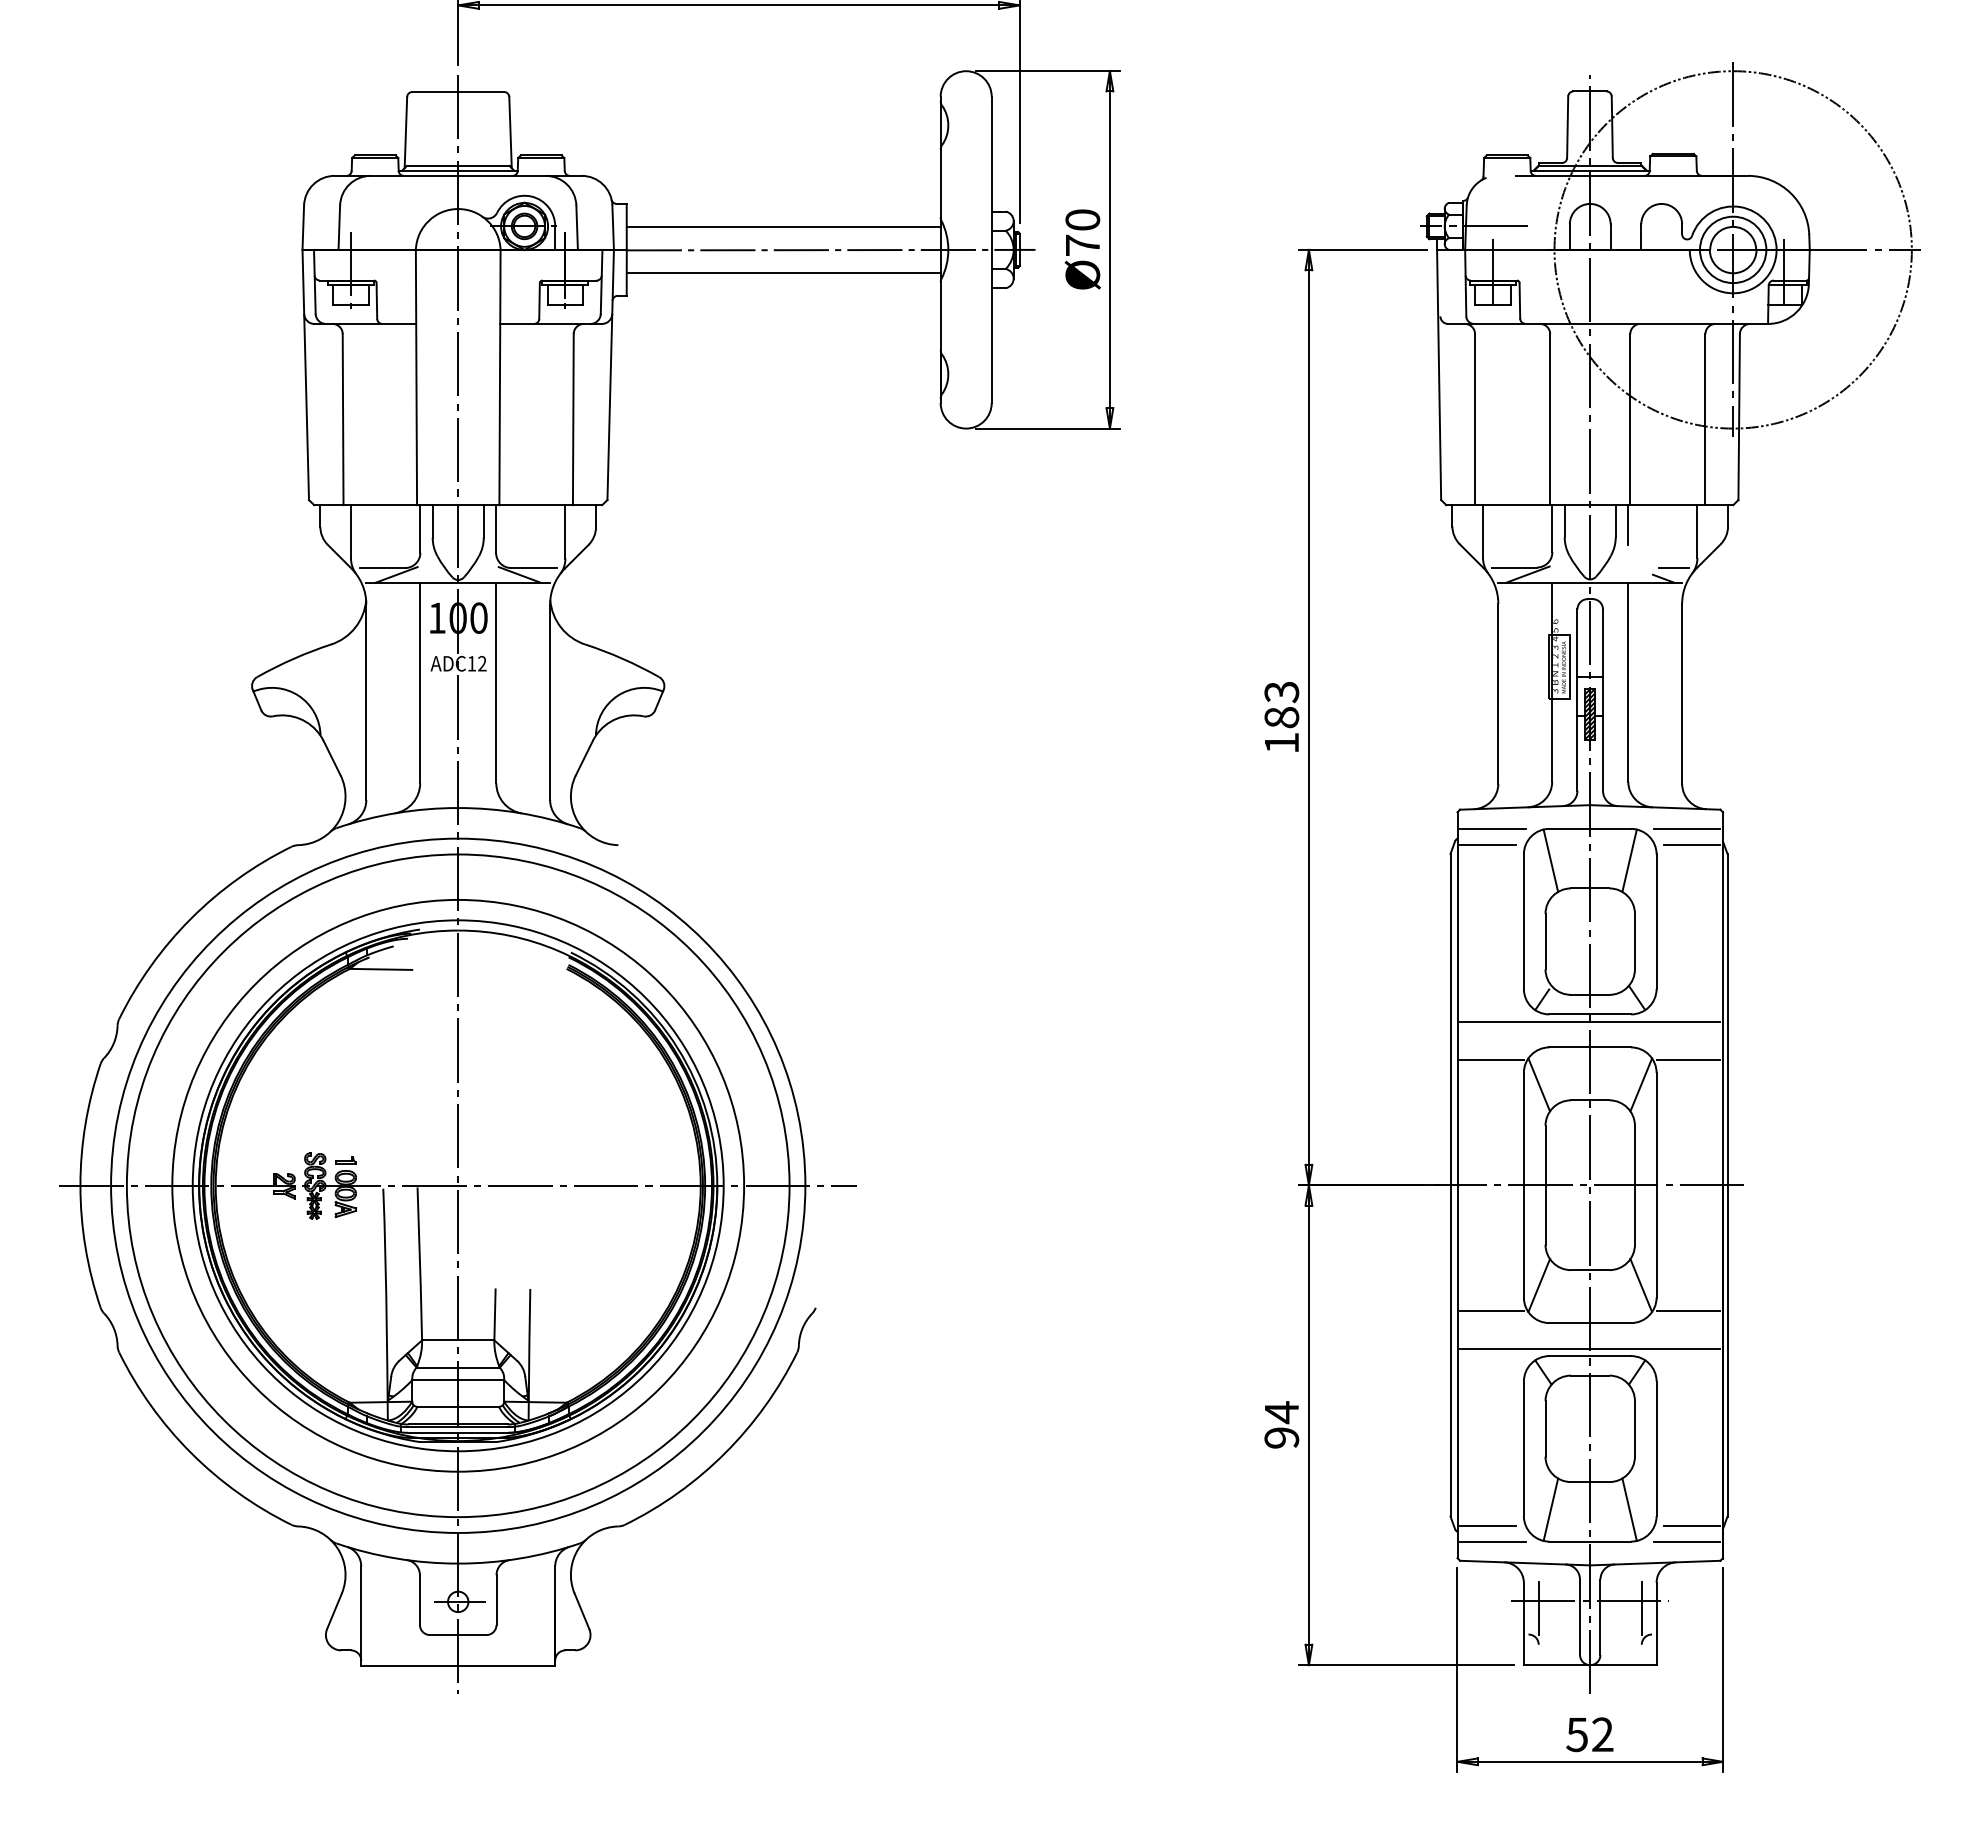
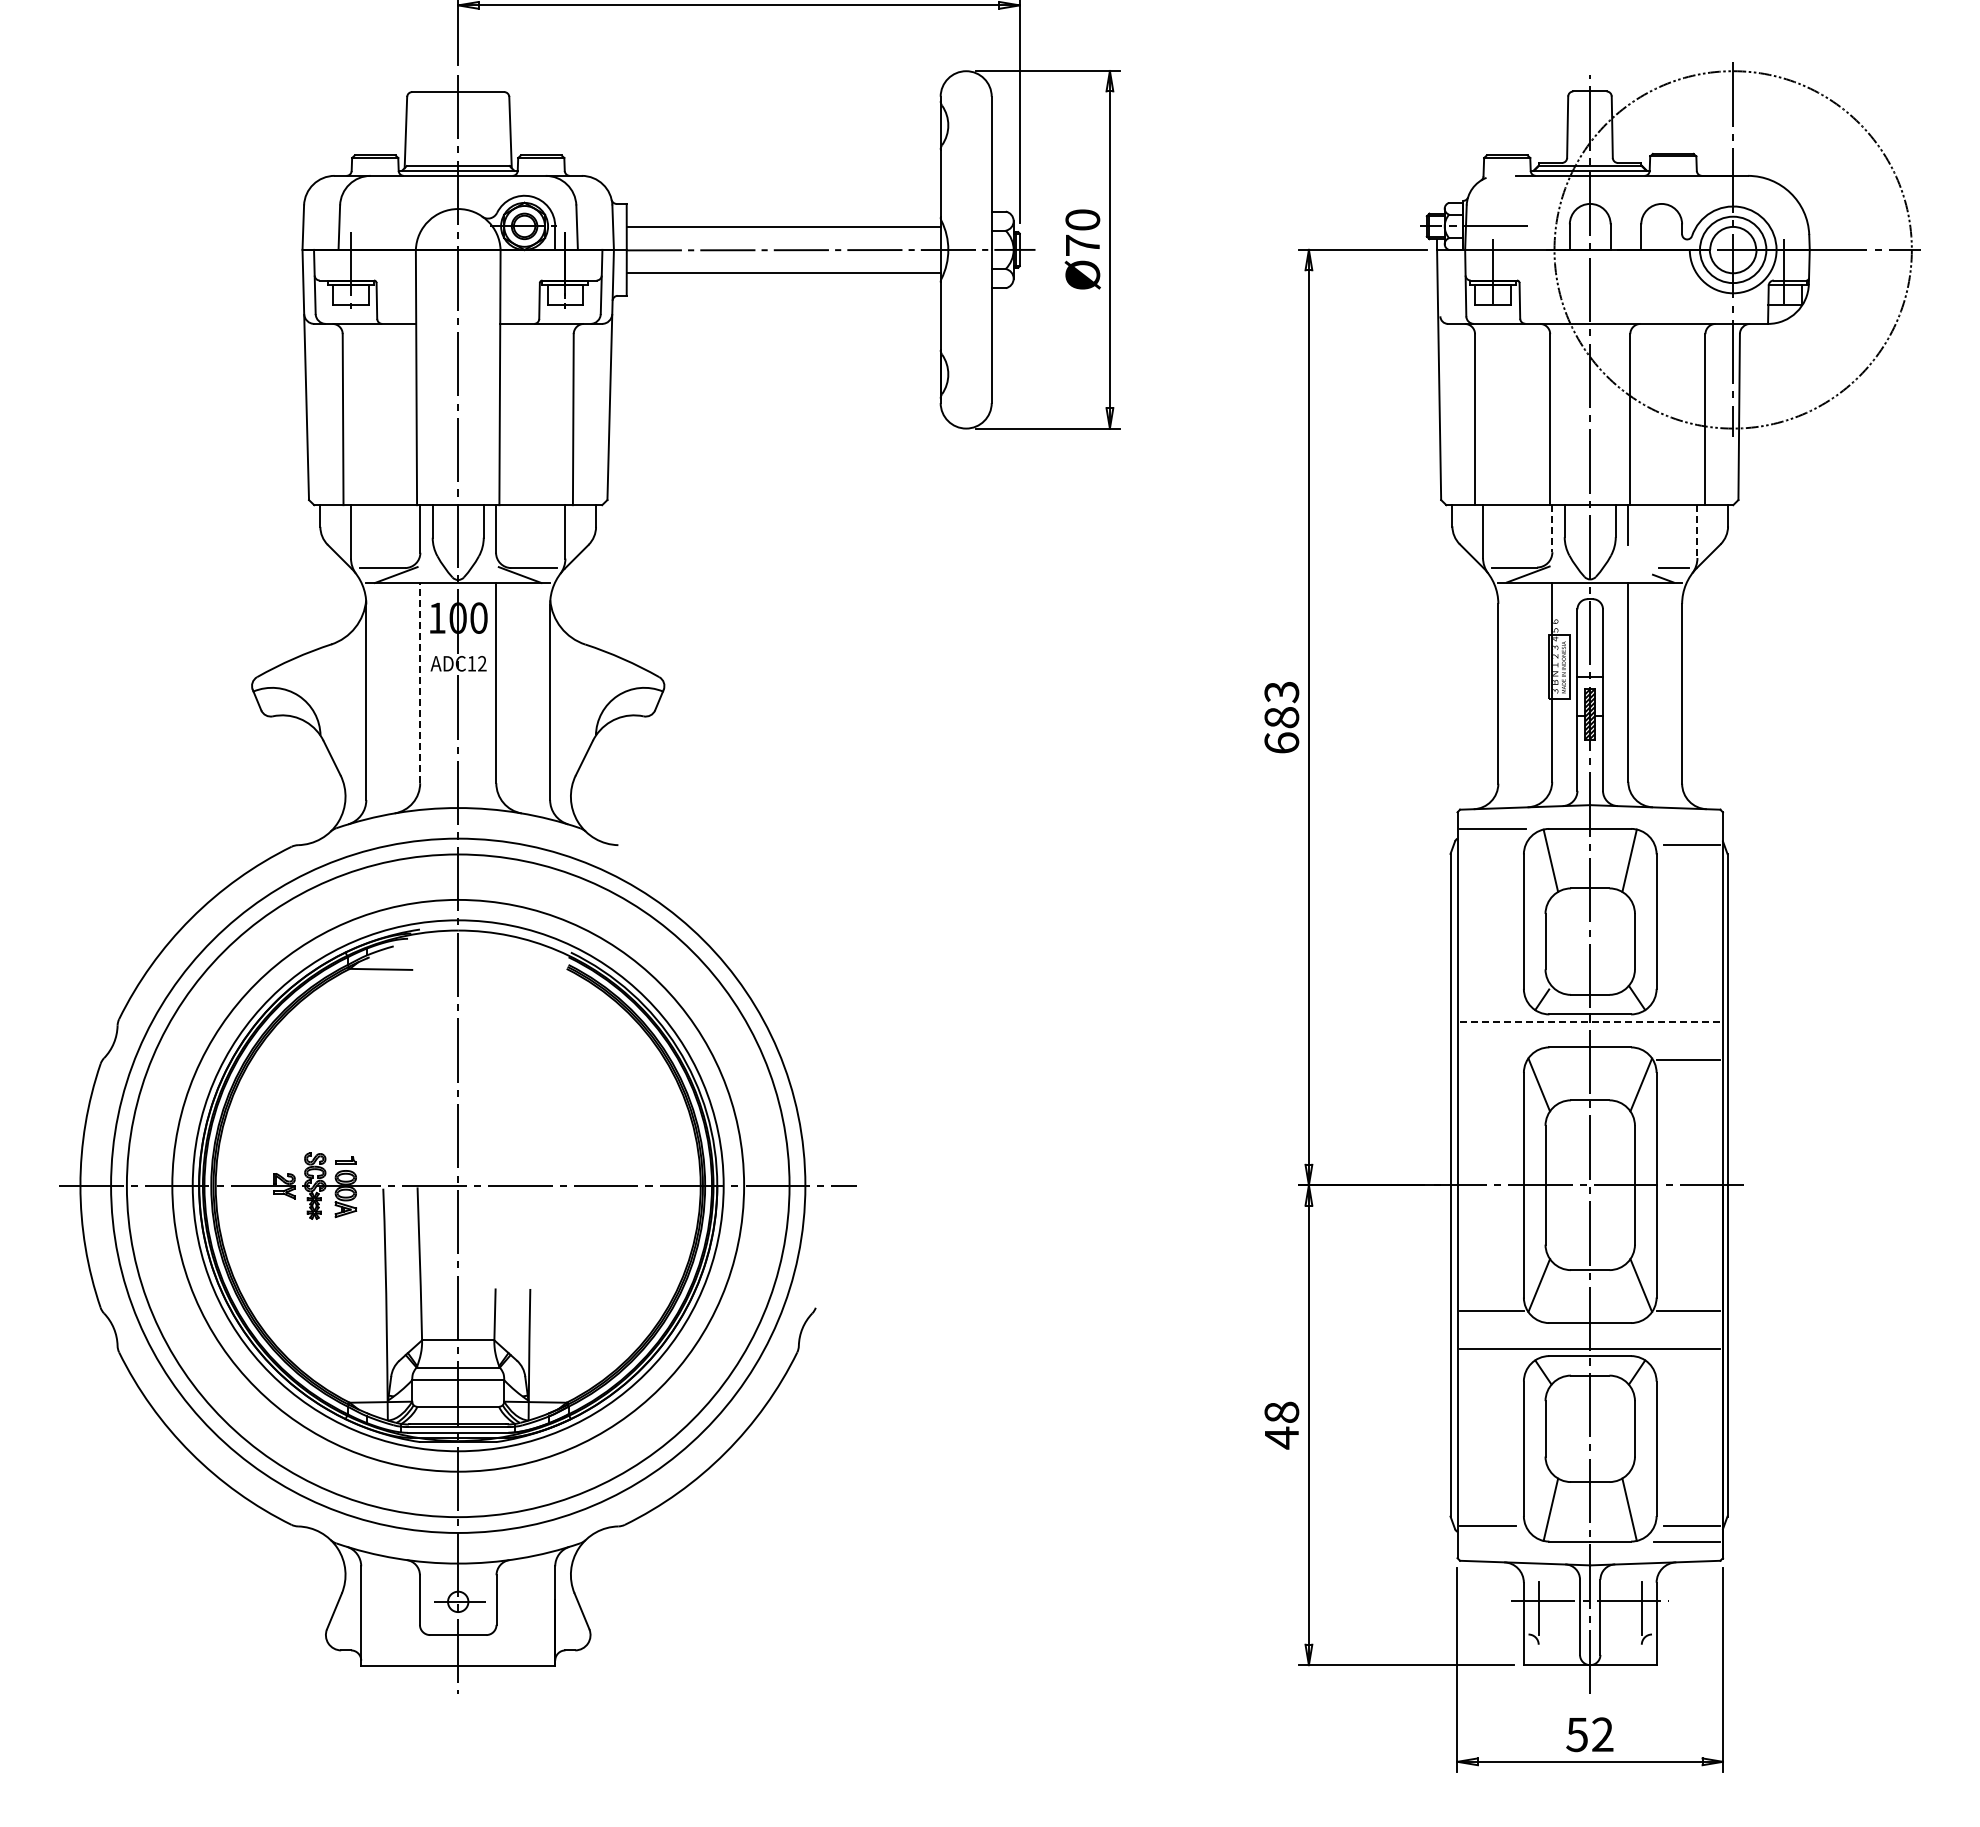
line: solid -> dashed (1552, 528)
line: solid -> dashed (1697, 532)
line: solid -> dashed (420, 683)
text: 183 -> 683 (1281, 742)
line: present -> none (1687, 828)
line: present -> none (1488, 844)
line: solid -> dashed (1590, 1021)
line: present -> none (1491, 1059)
text: 94 -> 48 (1281, 1425)
line: present -> none (1493, 1541)
